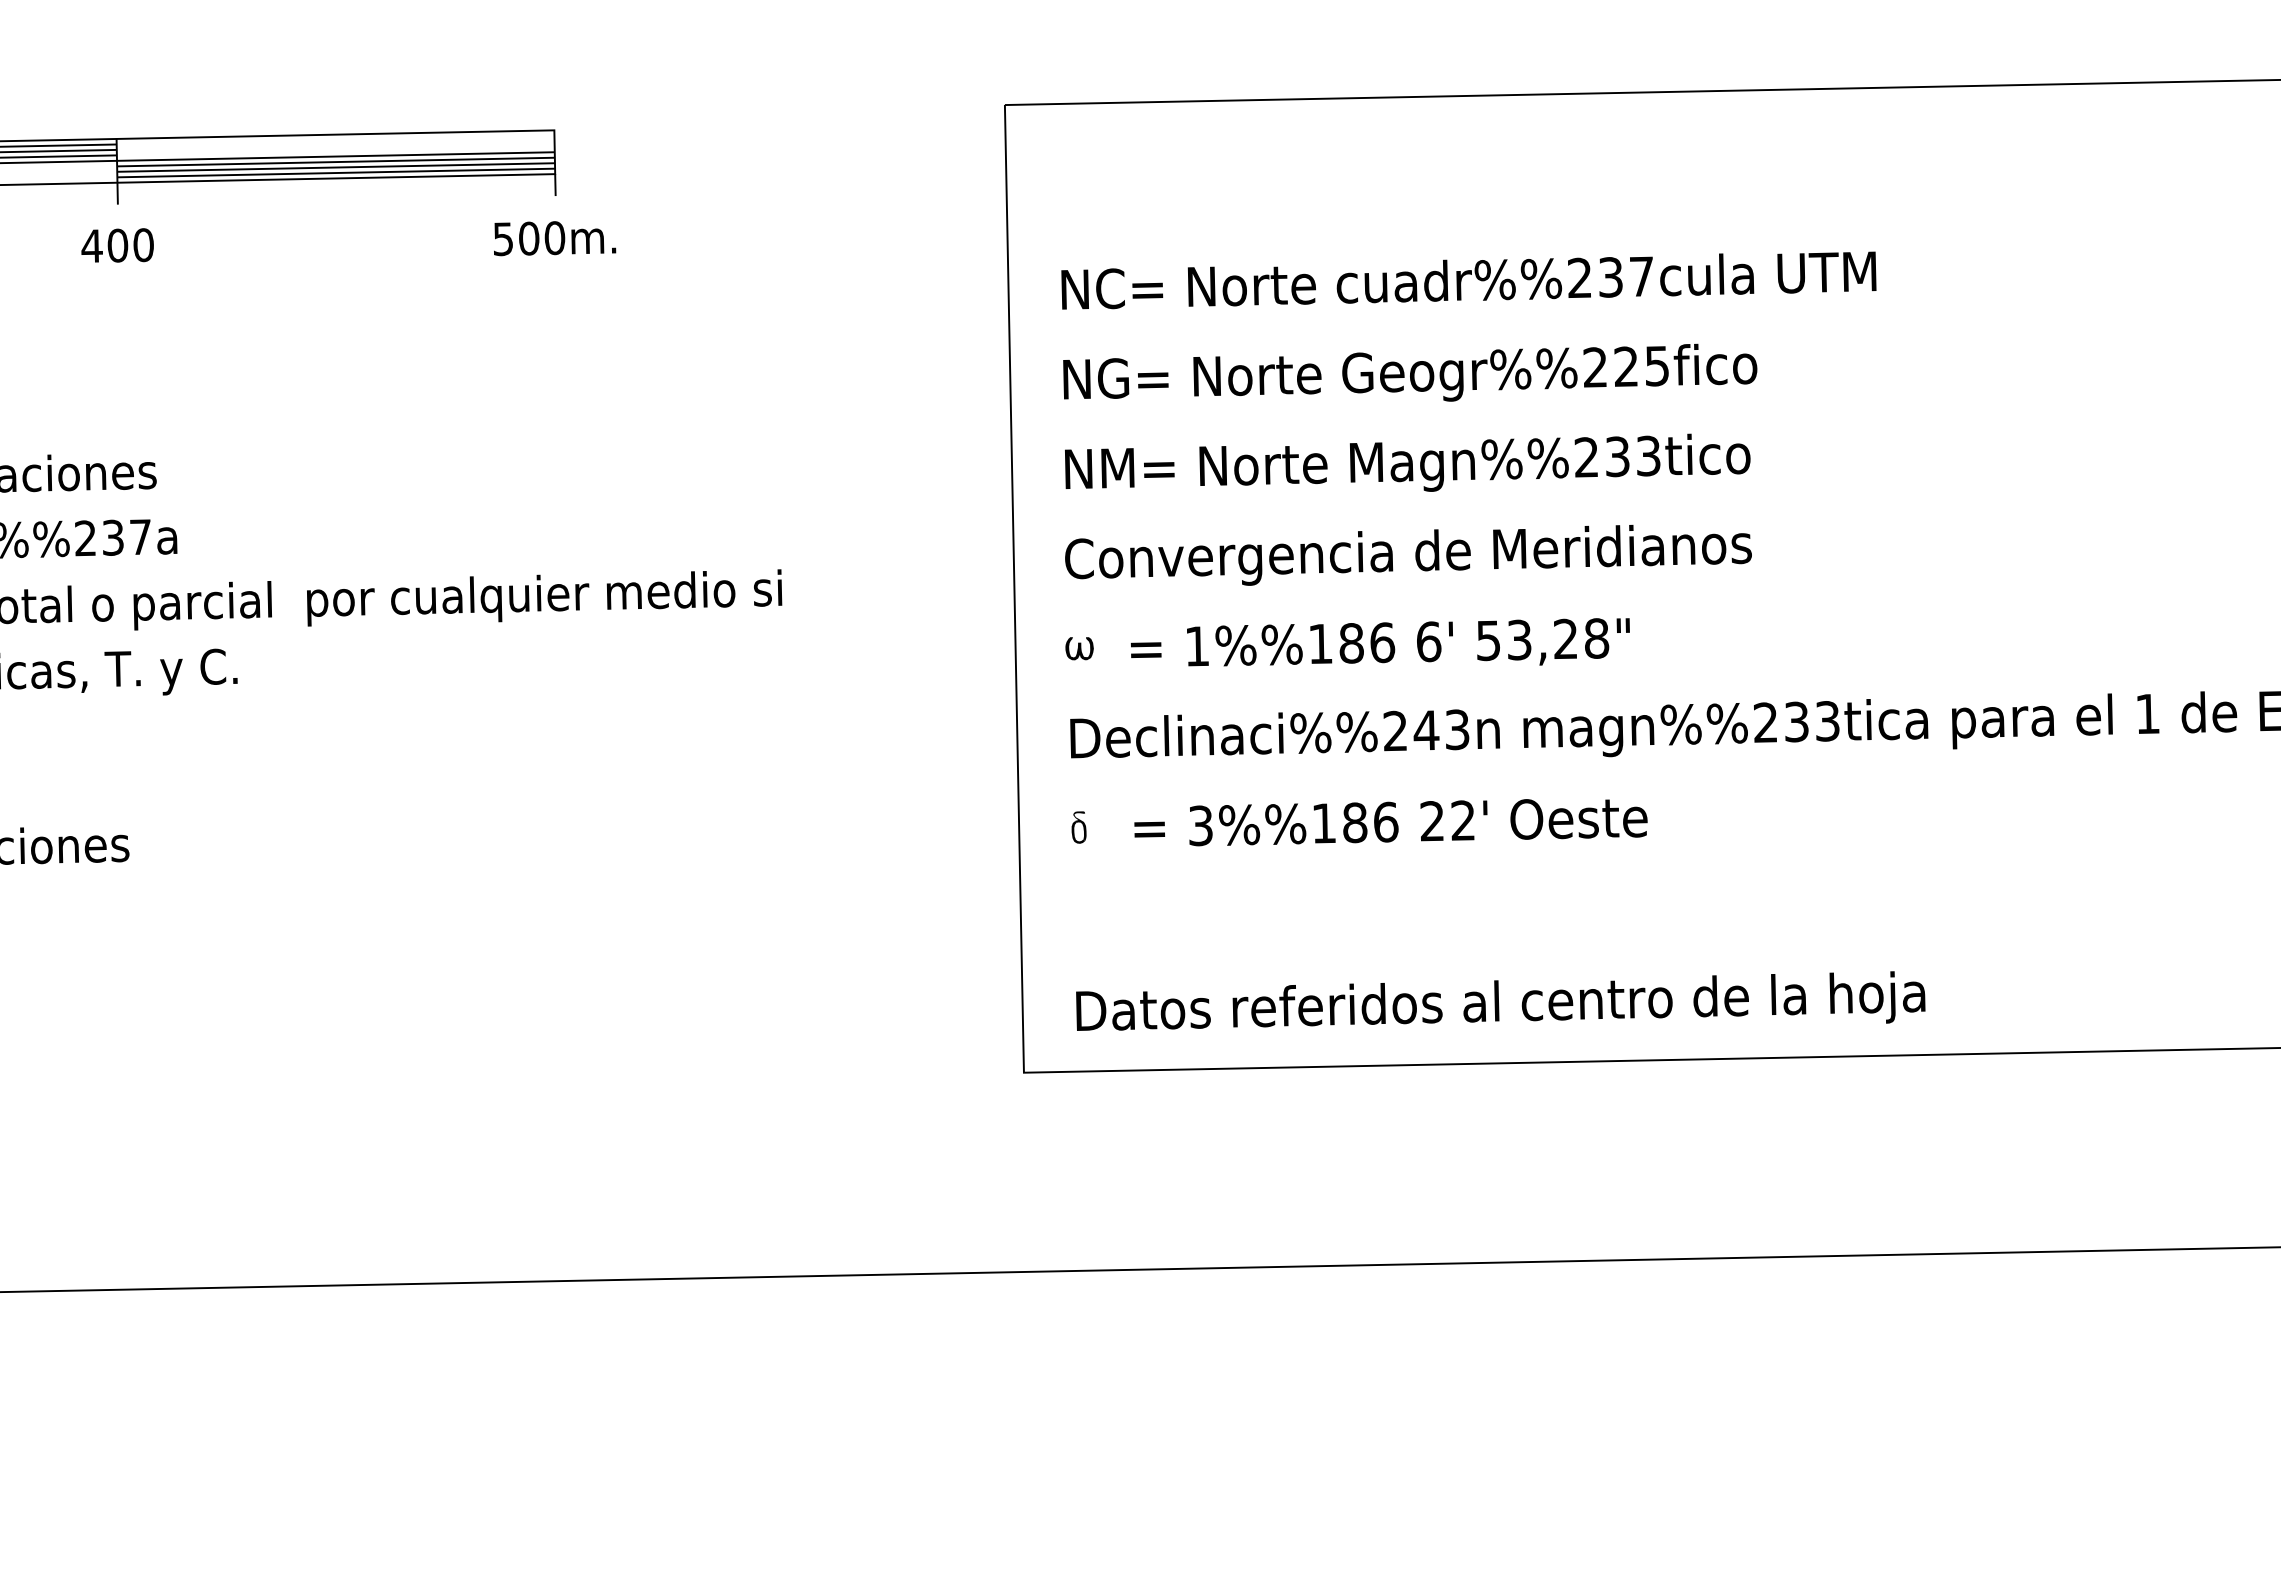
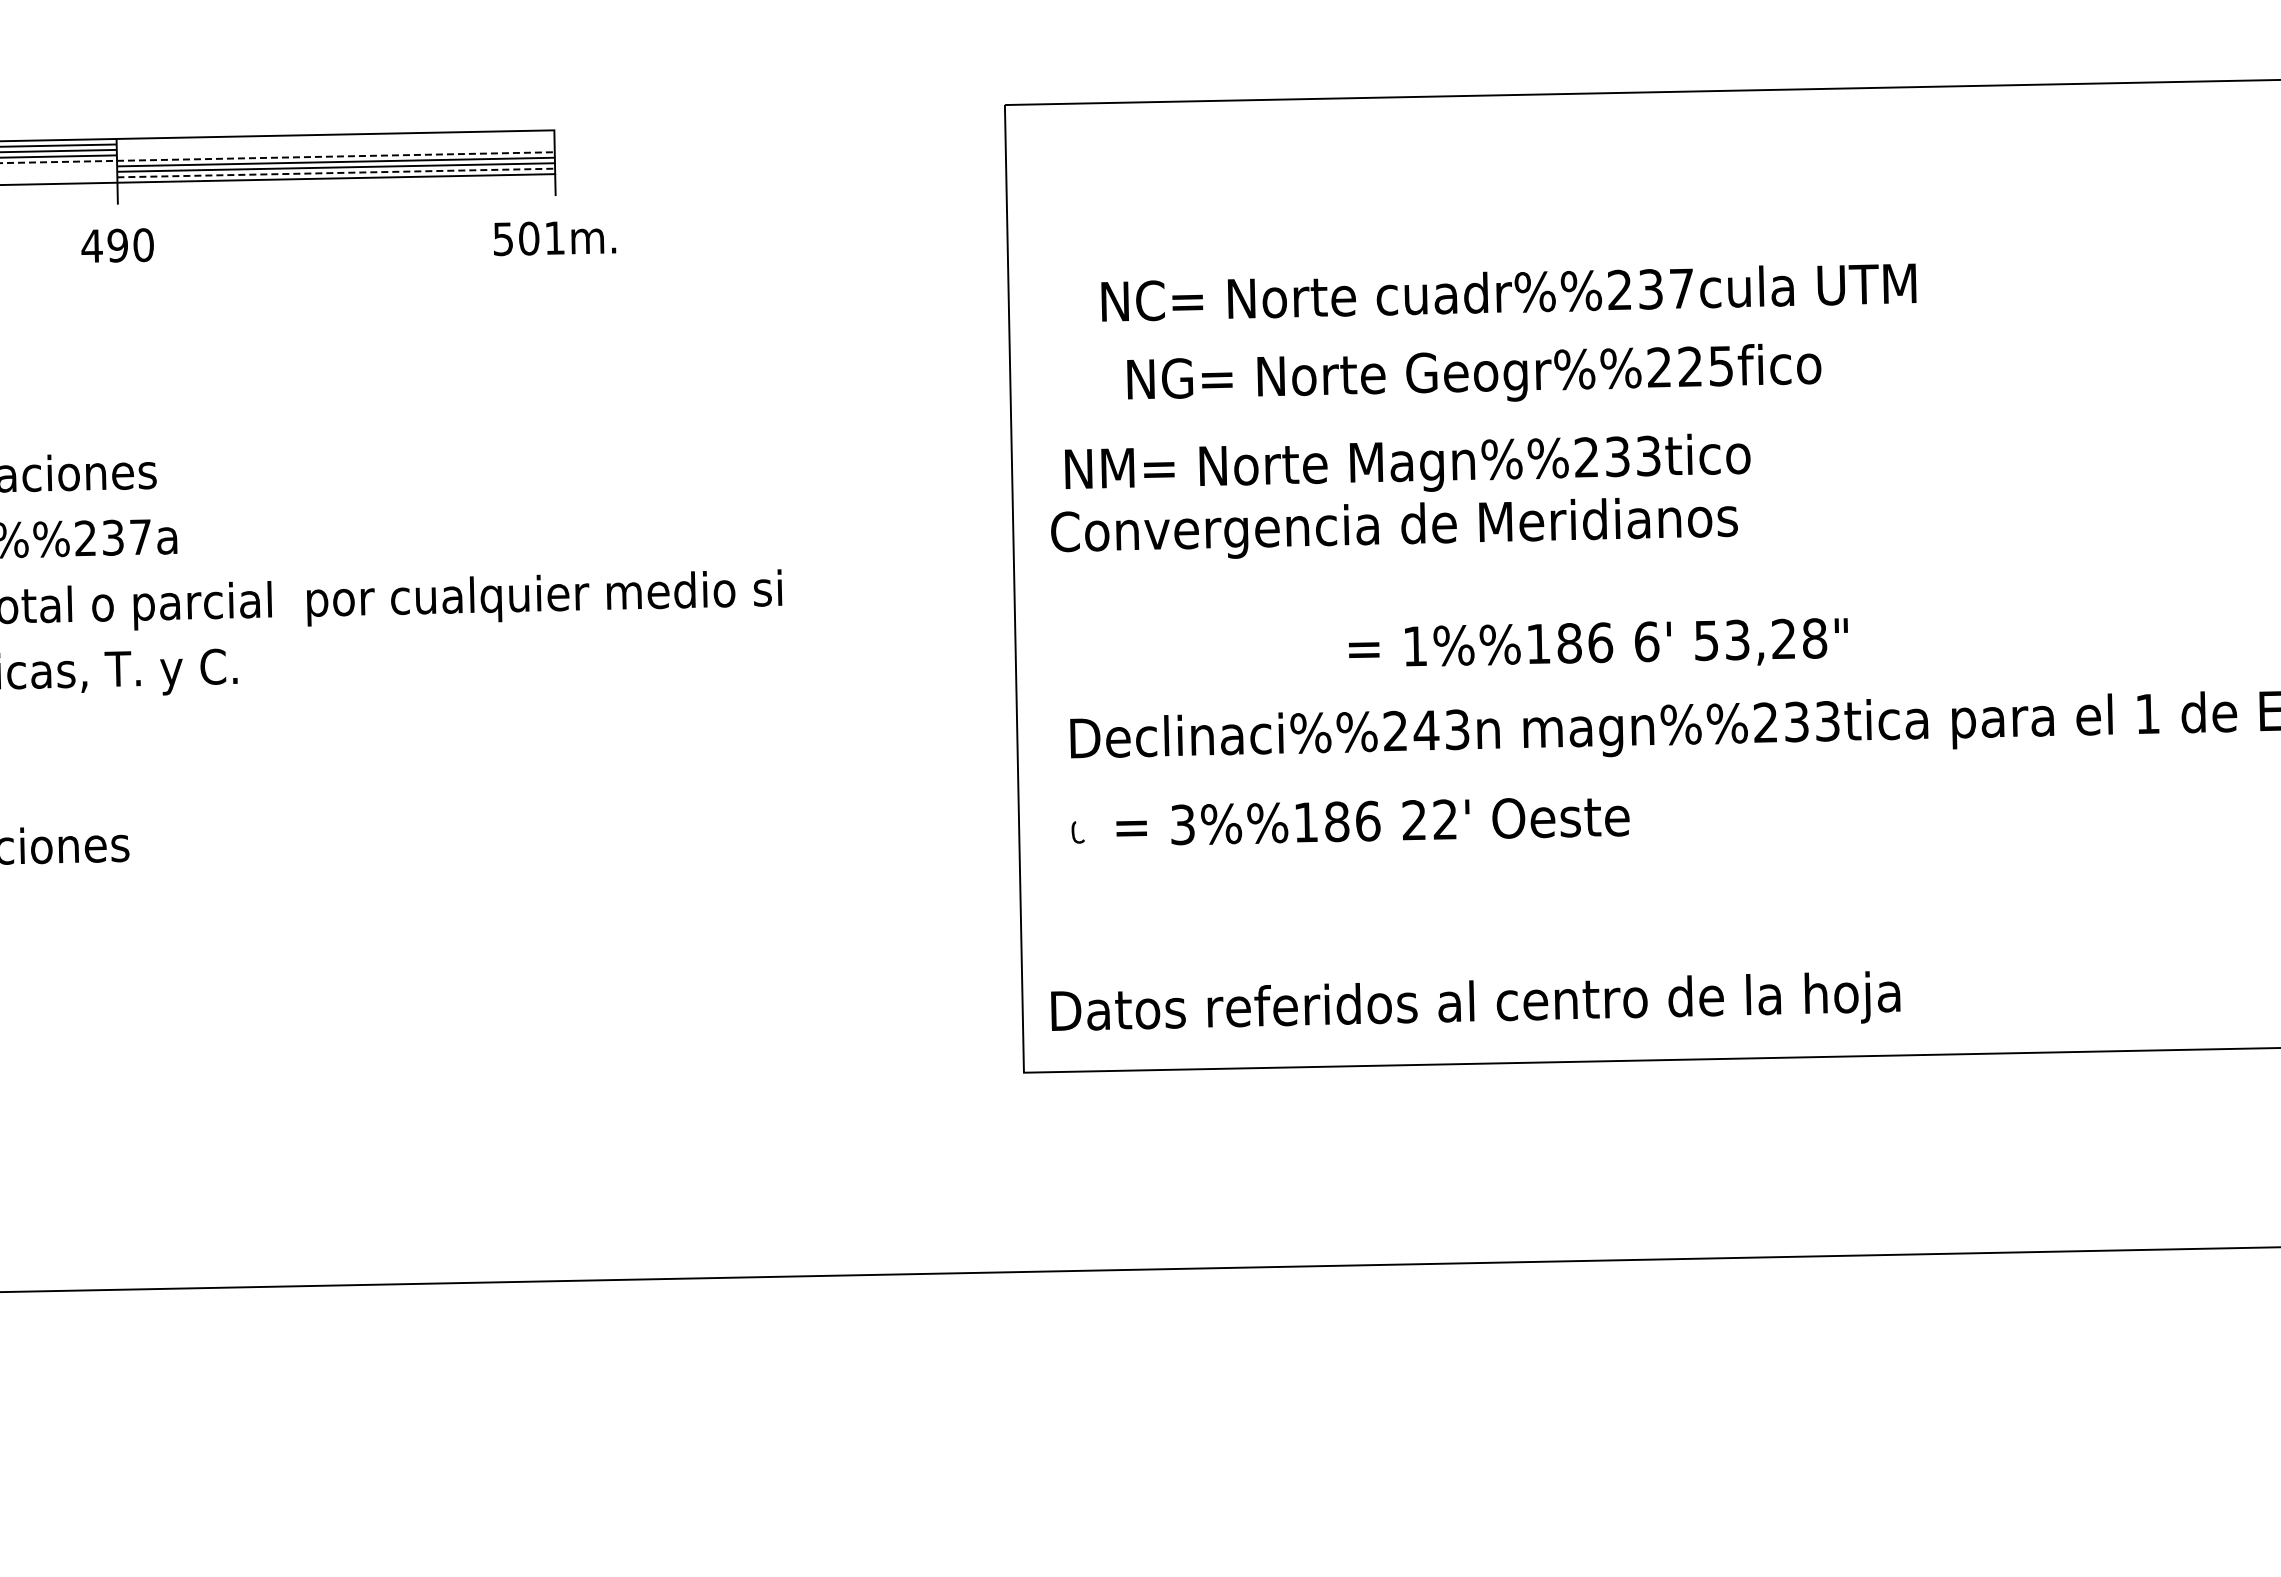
line: solid -> dashed (277, 157)
line: solid -> dashed (336, 173)
text: 500m. -> 501m. (554, 238)
text: 400 -> 490 (117, 245)
text position: (1468, 280) -> (1508, 292) (1508, 292)
text position: (1410, 372) -> (1474, 372) (1474, 372)
text position: (1408, 554) -> (1394, 527) (1394, 527)
text position: (1379, 642) -> (1597, 642) (1597, 642)
fill: present -> none (1079, 648)
text position: (1390, 822) -> (1372, 821) (1372, 821)
fill: present -> none (1079, 826)
text position: (1500, 1000) -> (1475, 1000) (1475, 1000)
